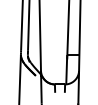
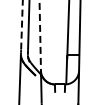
line: solid -> dashed (21, 25)
line: solid -> dashed (40, 38)
